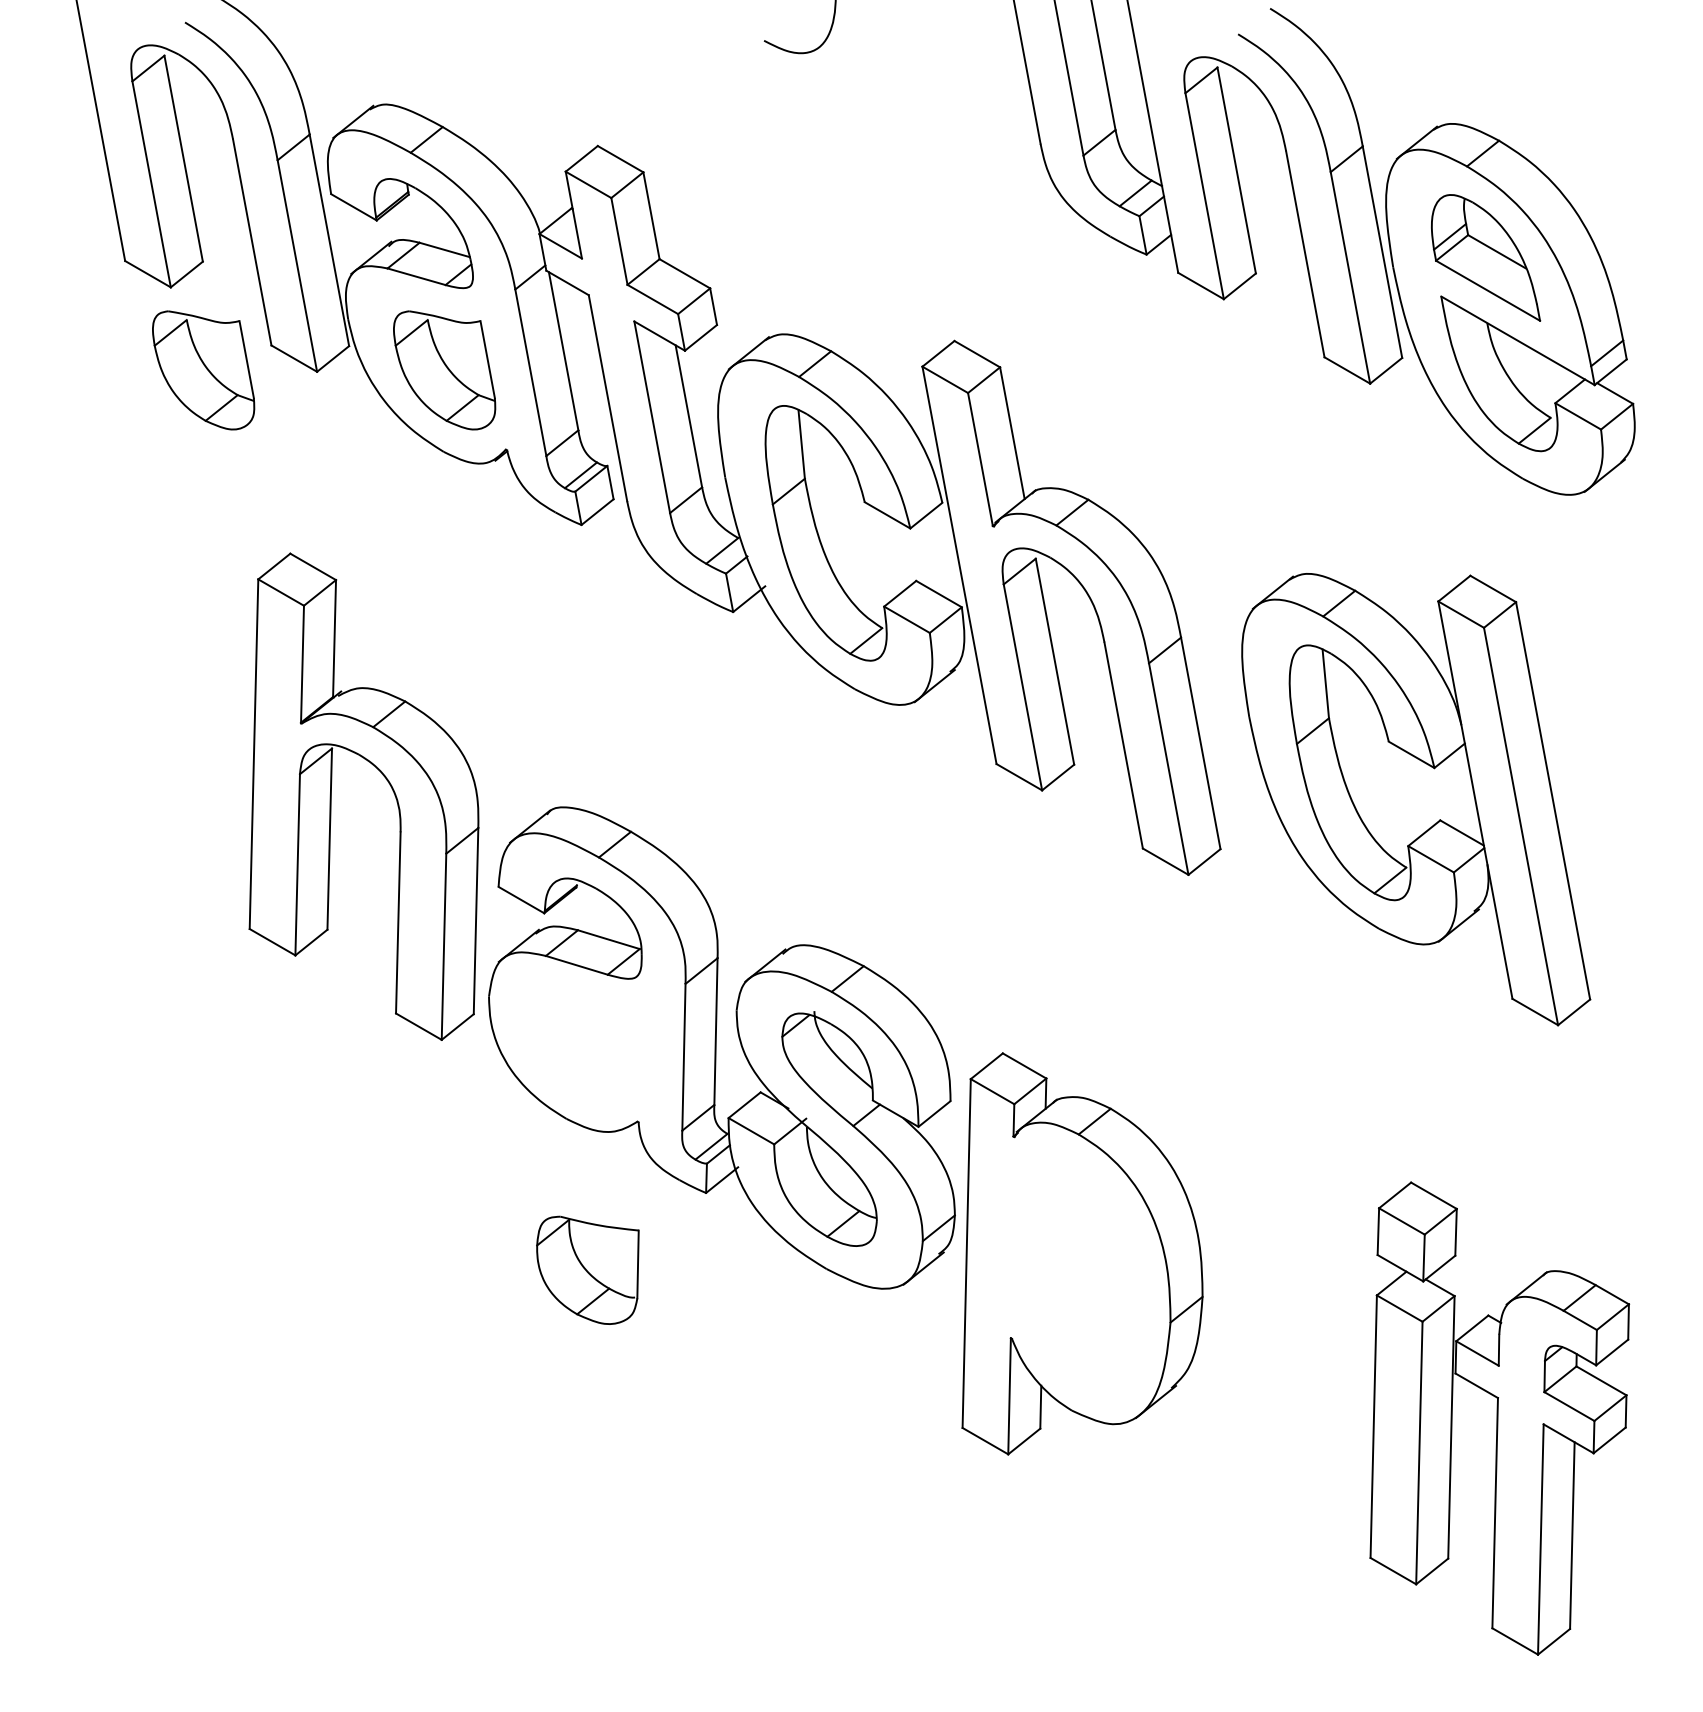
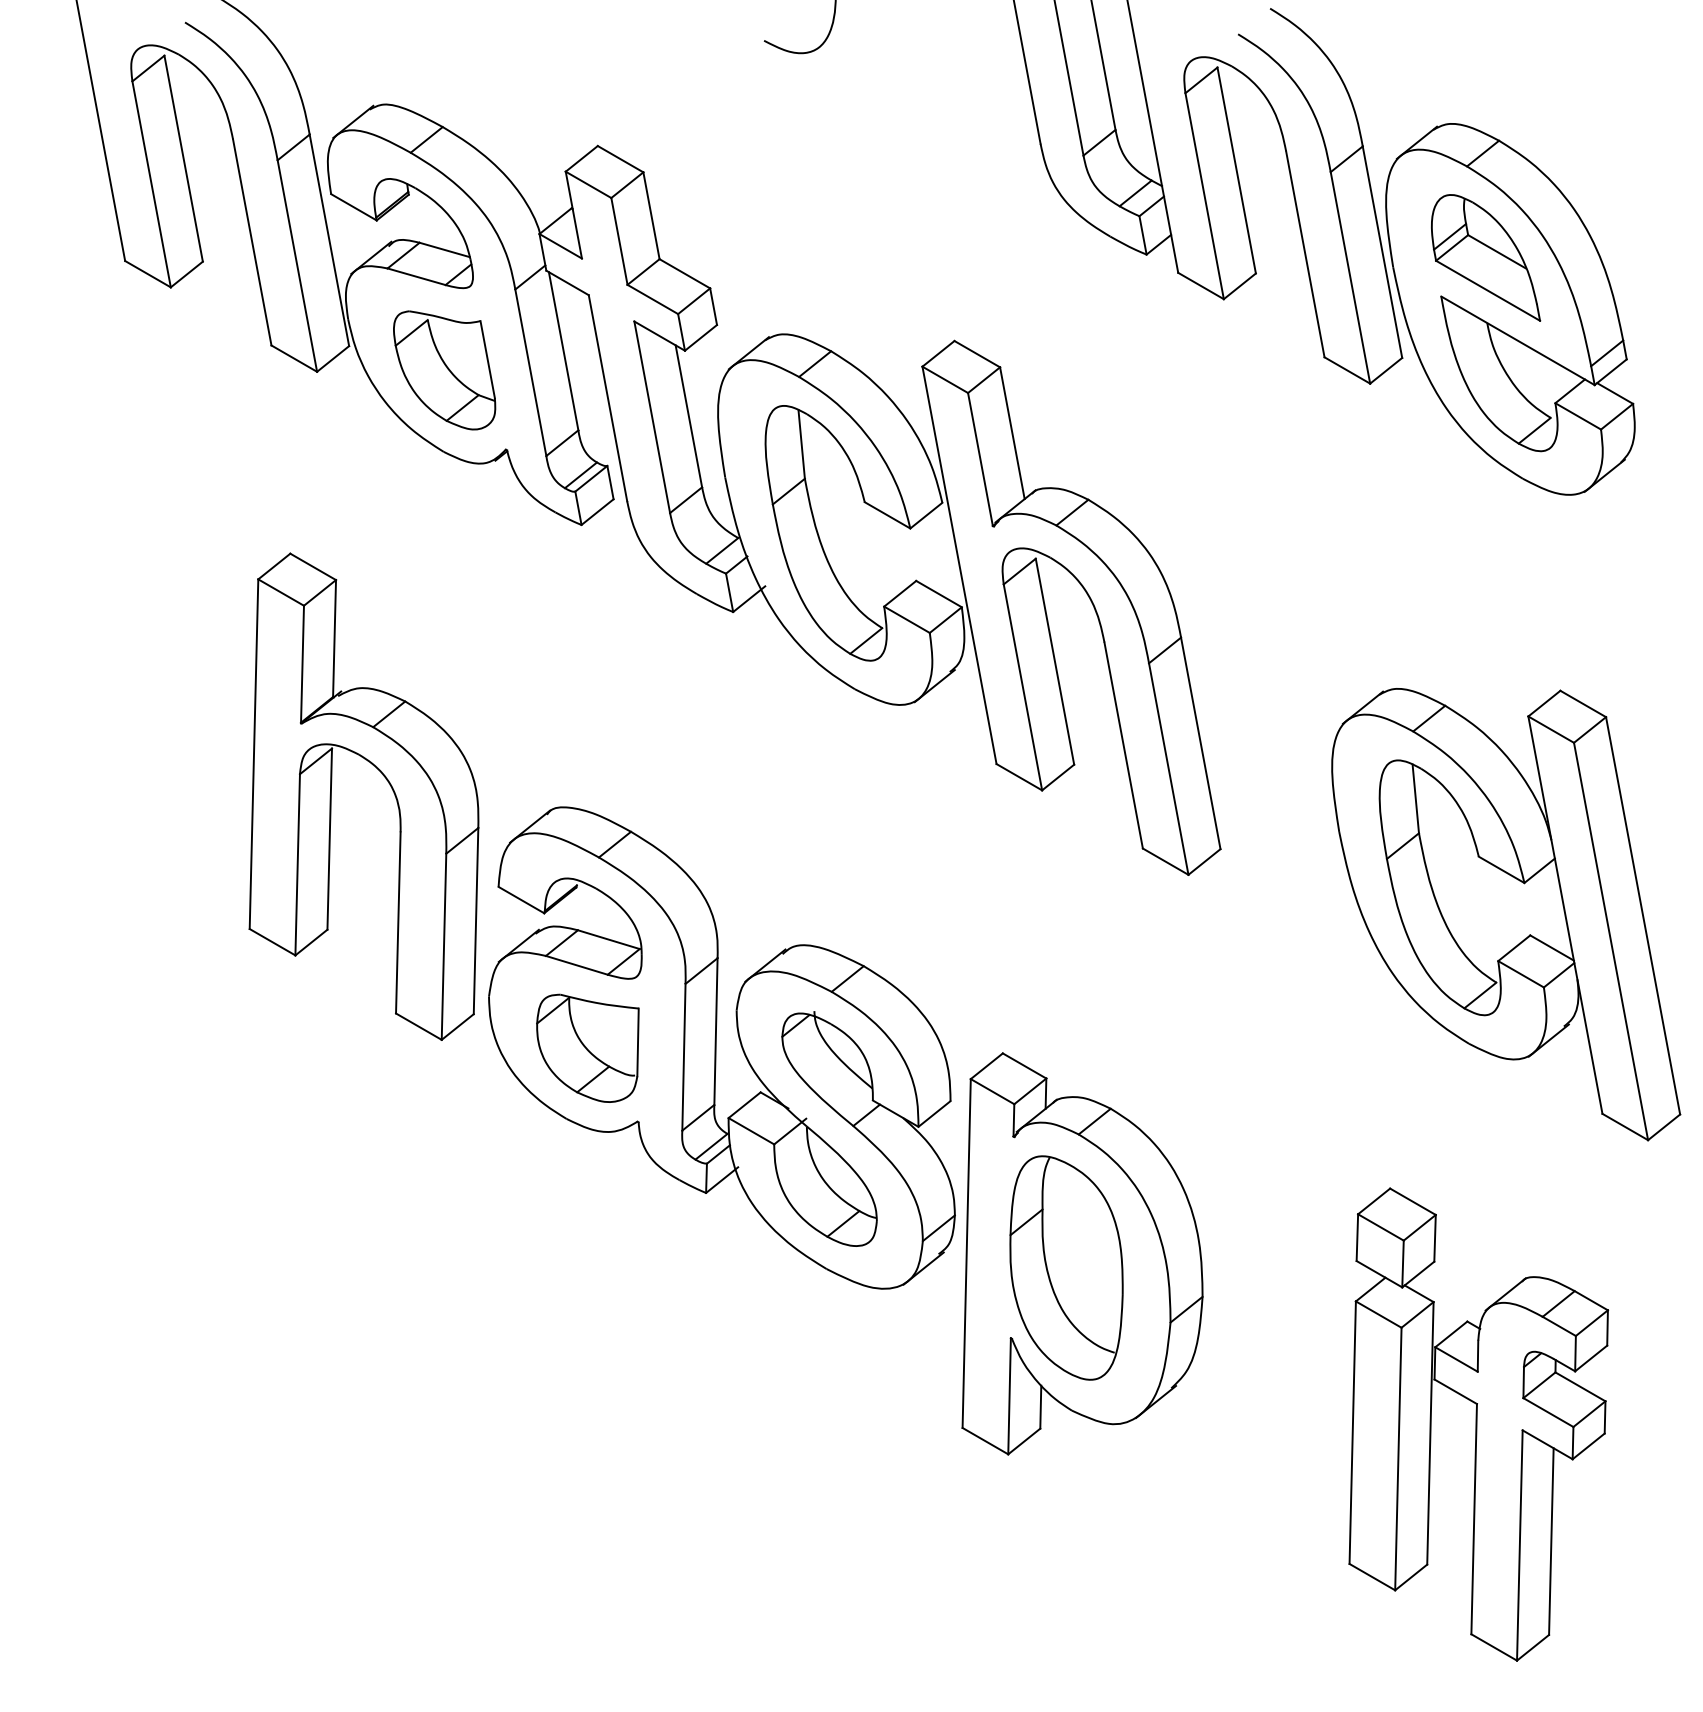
part: present -> none (203, 370)
part position: (1416, 799) -> (1506, 914) (1506, 914)
part: none -> present (1066, 1267)
part position: (587, 1269) -> (587, 1047) (587, 1047)
part position: (1499, 1418) -> (1478, 1424) (1478, 1424)
